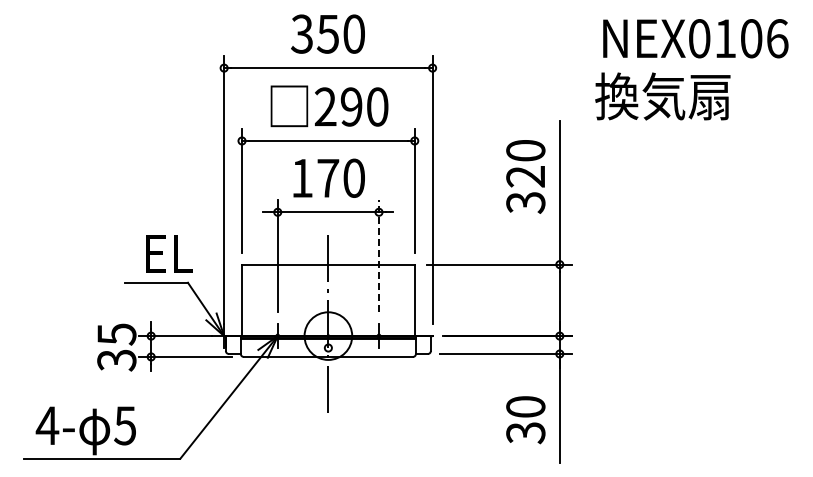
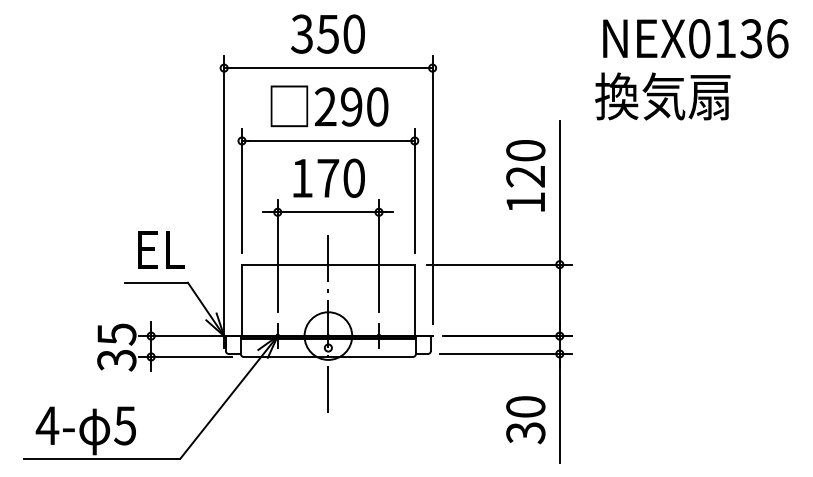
text: NEX0106 -> NEX0136 (751, 38)
text: 320 -> 120 (525, 202)
text position: (169, 253) -> (161, 249) (161, 249)
line: dashed -> solid (379, 256)
